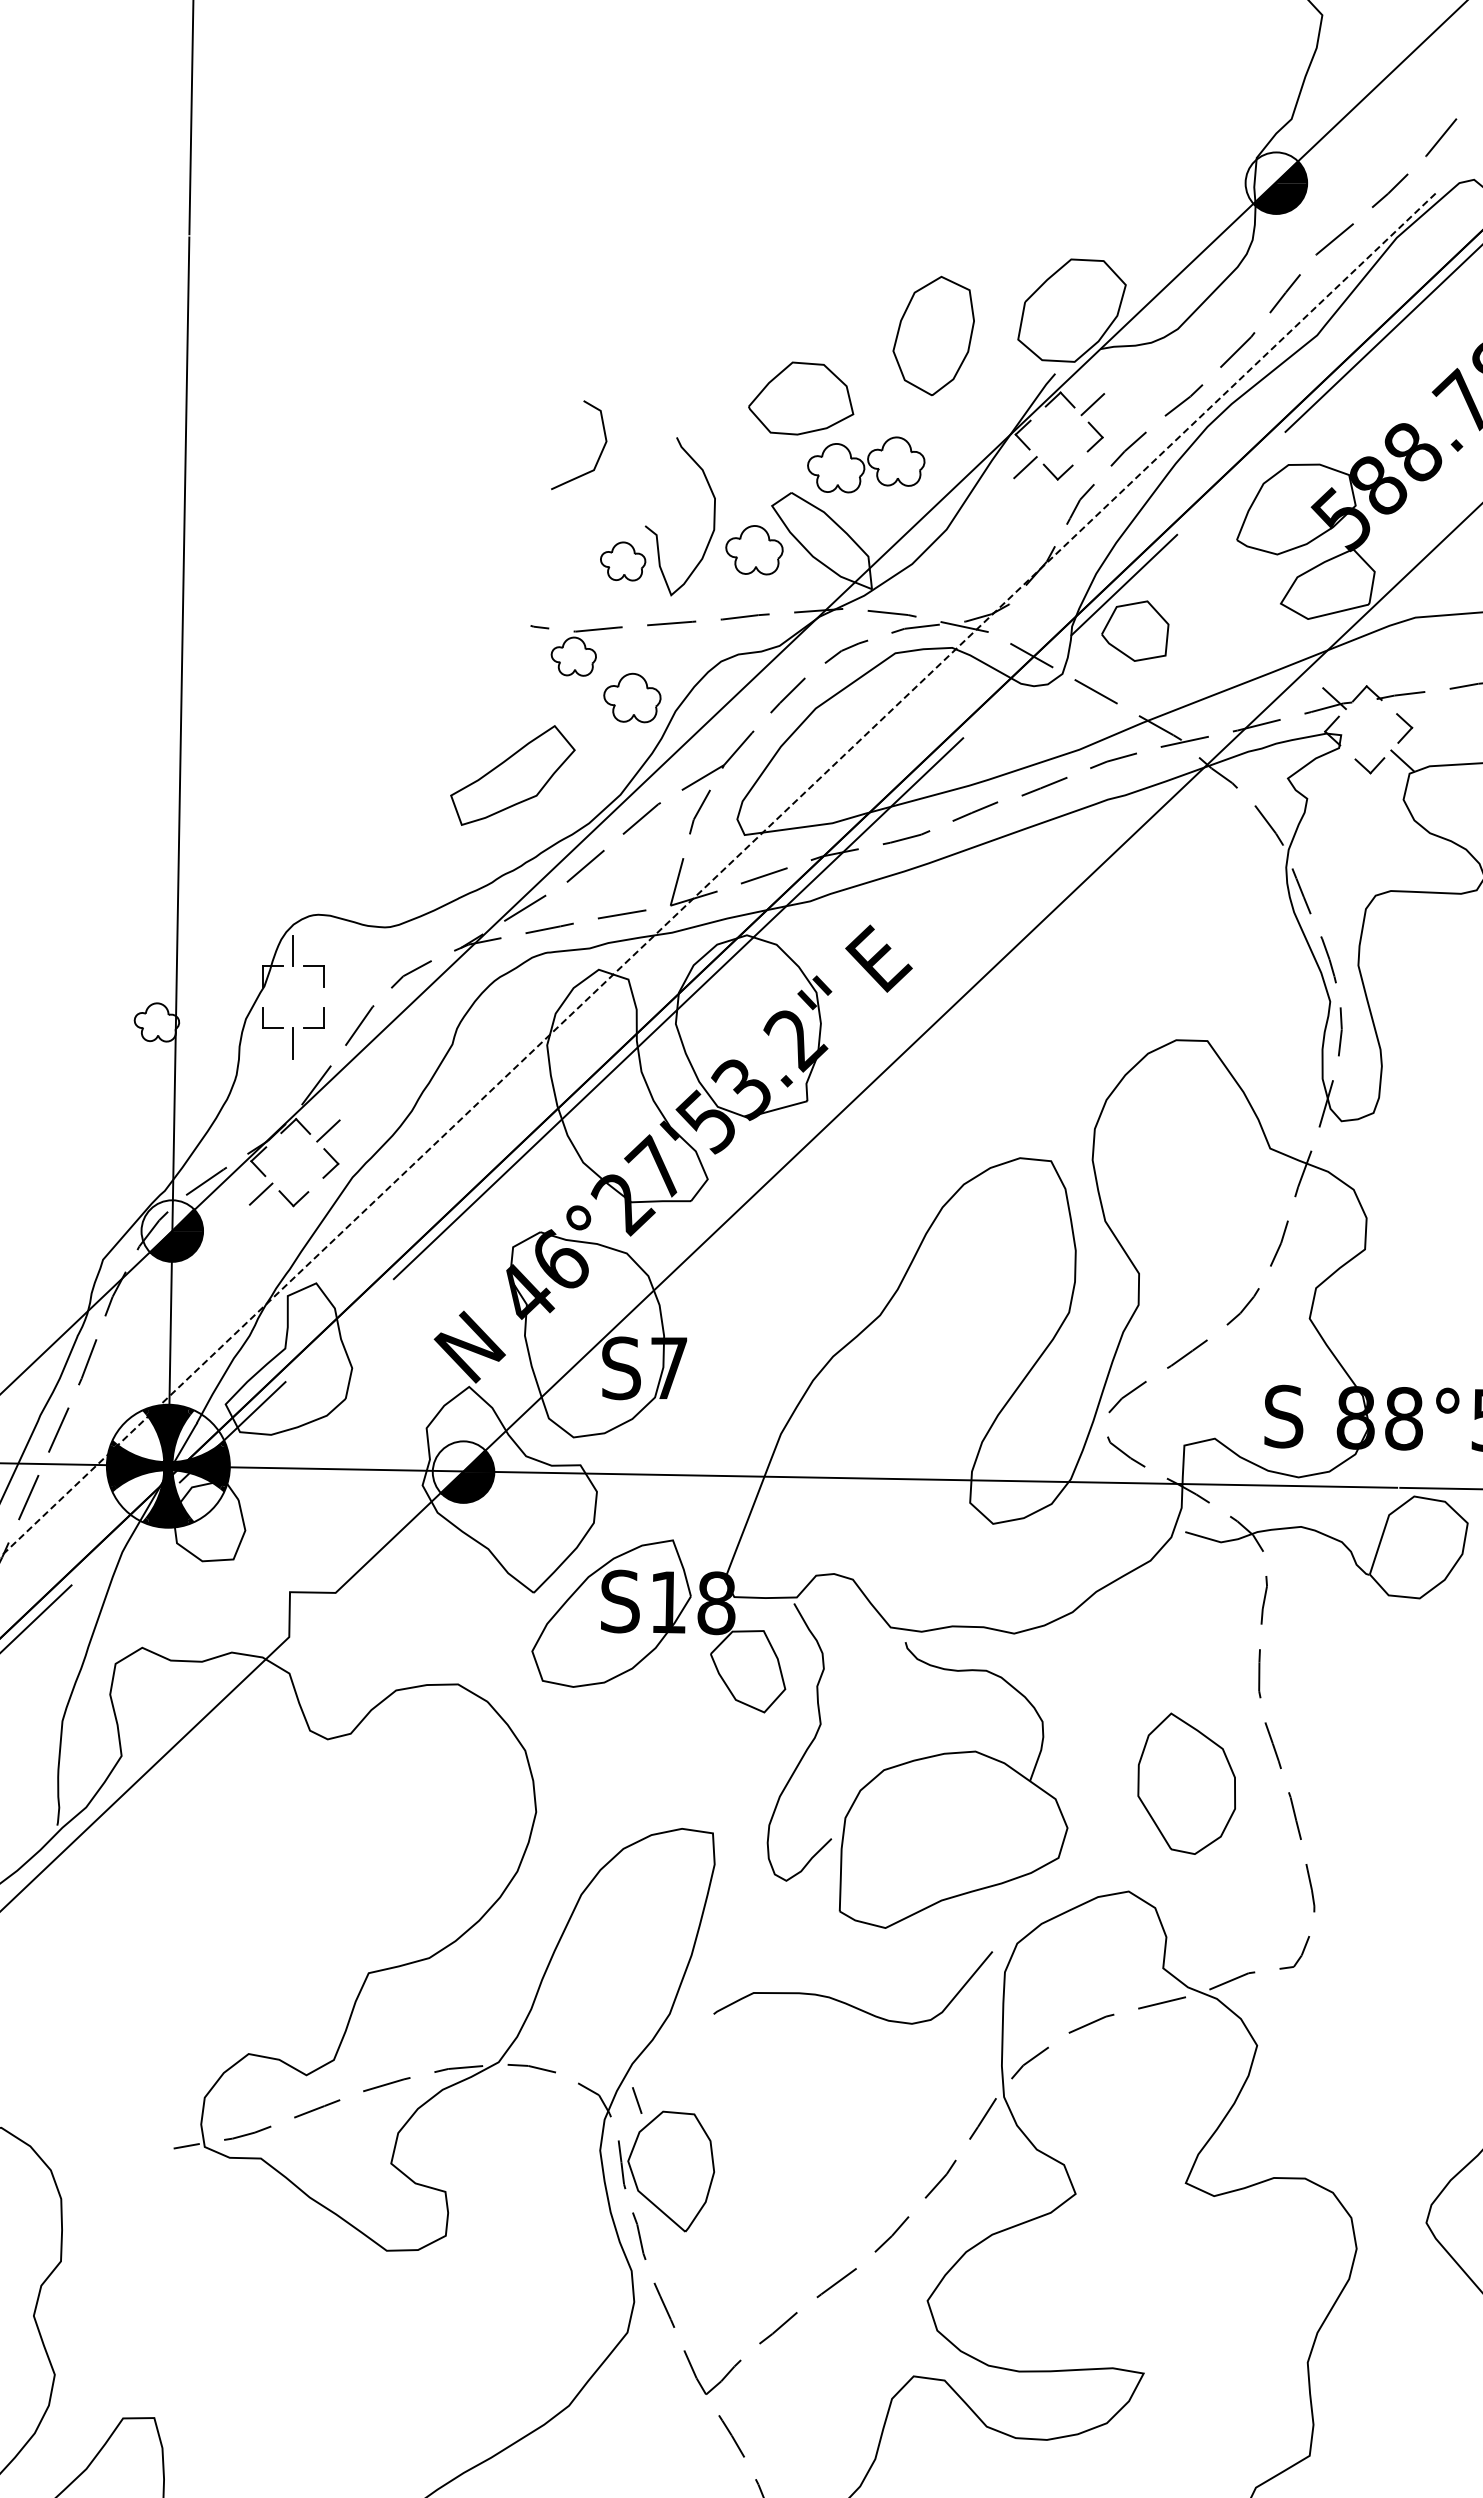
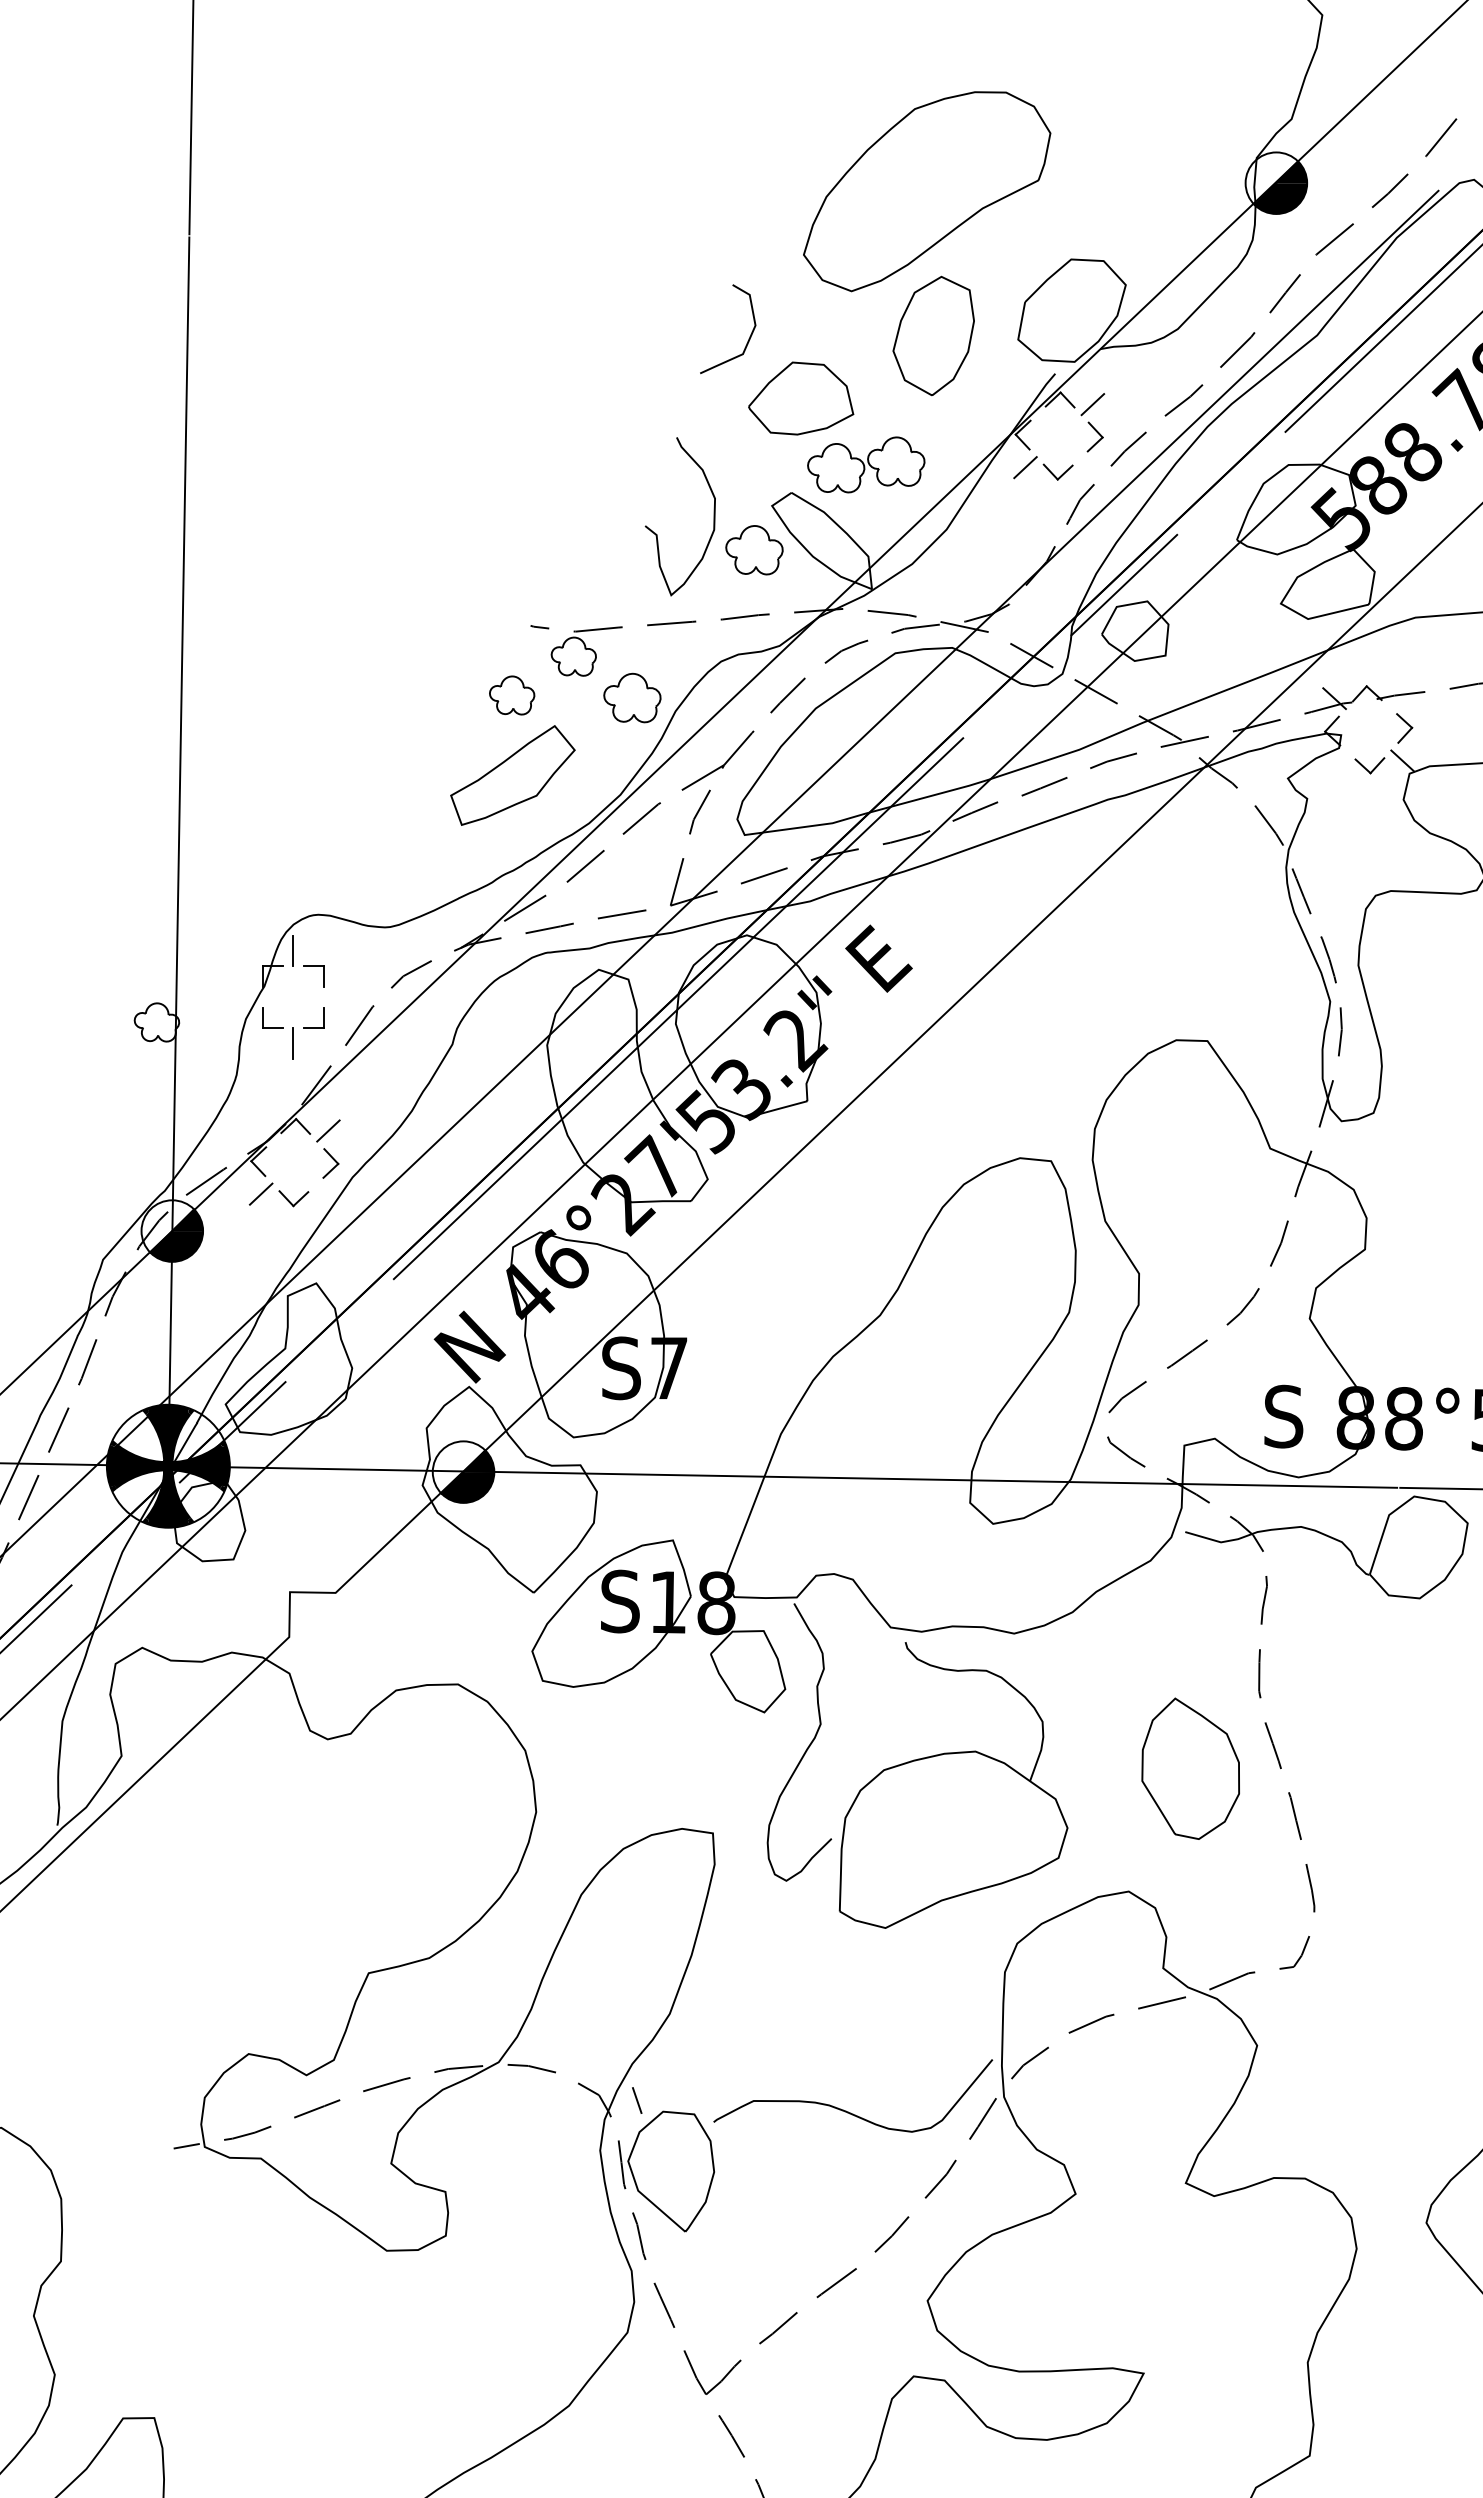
part: none -> present (927, 191)
curve position: (599, 454) -> (748, 338) (748, 338)
part position: (623, 561) -> (512, 695) (512, 695)
line: dashed -> solid (719, 874)
line: none -> present (740, 1015)
part position: (1186, 1783) -> (1190, 1768) (1190, 1768)
curve position: (846, 2002) -> (846, 2110) (846, 2110)
